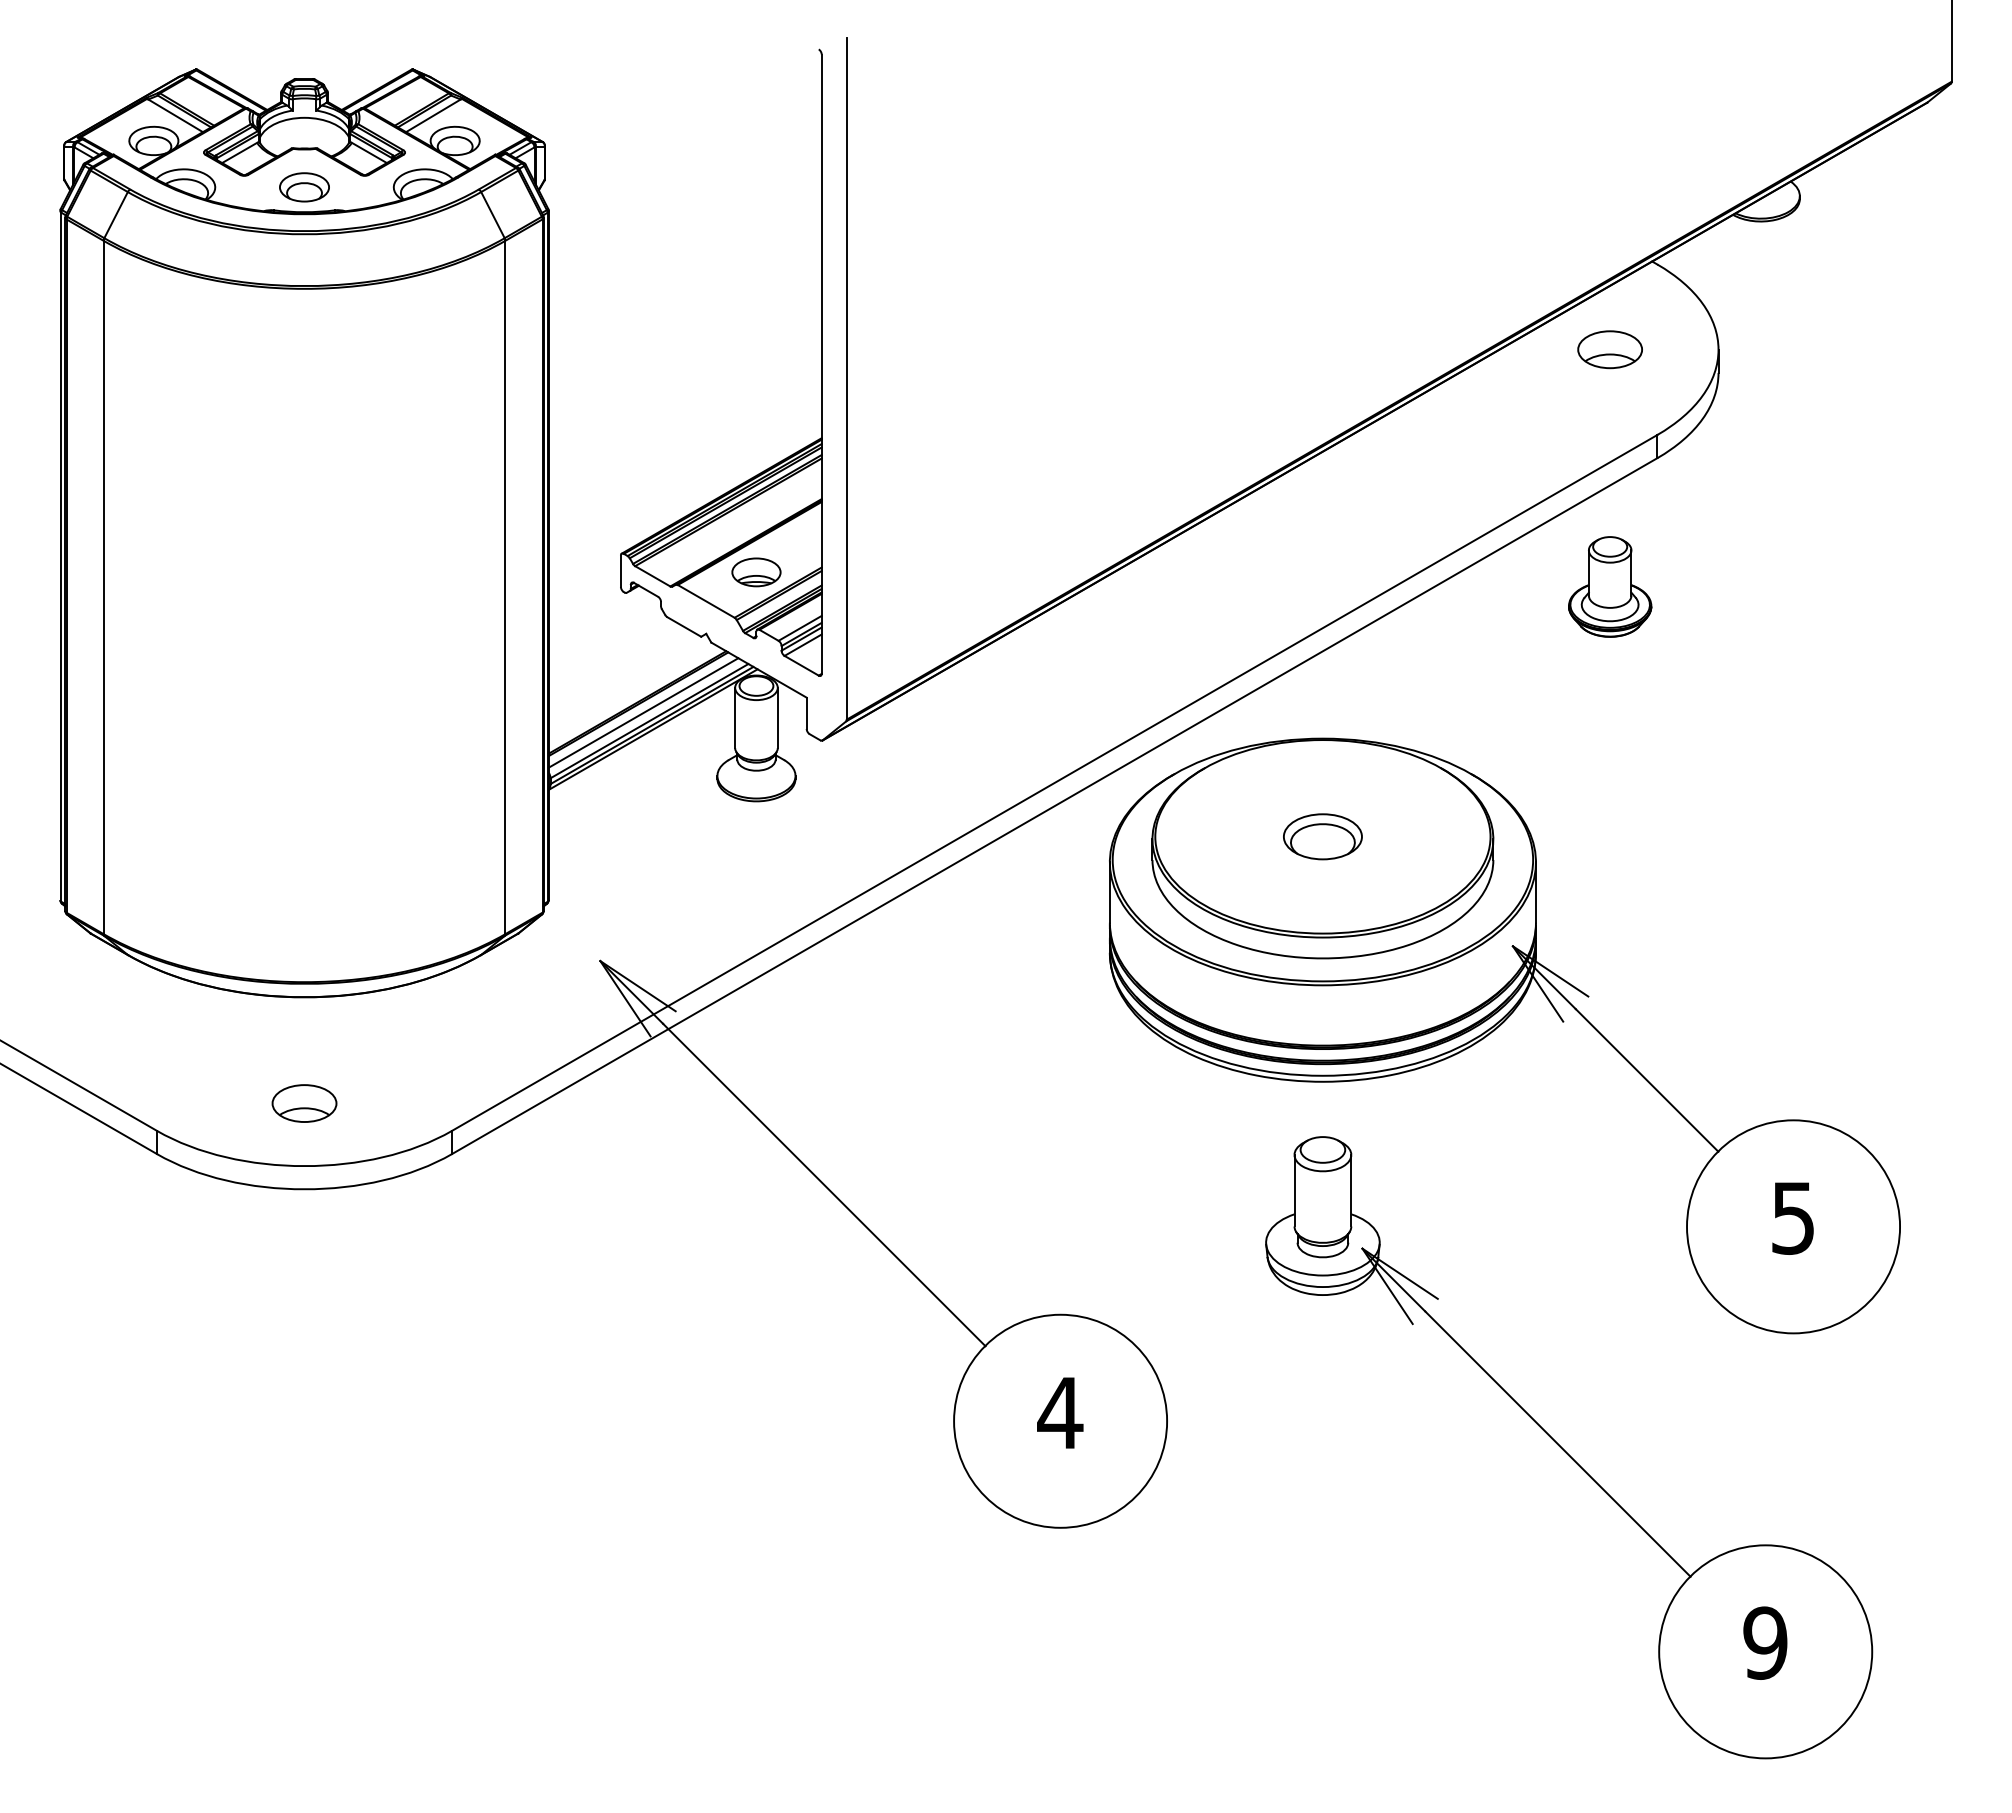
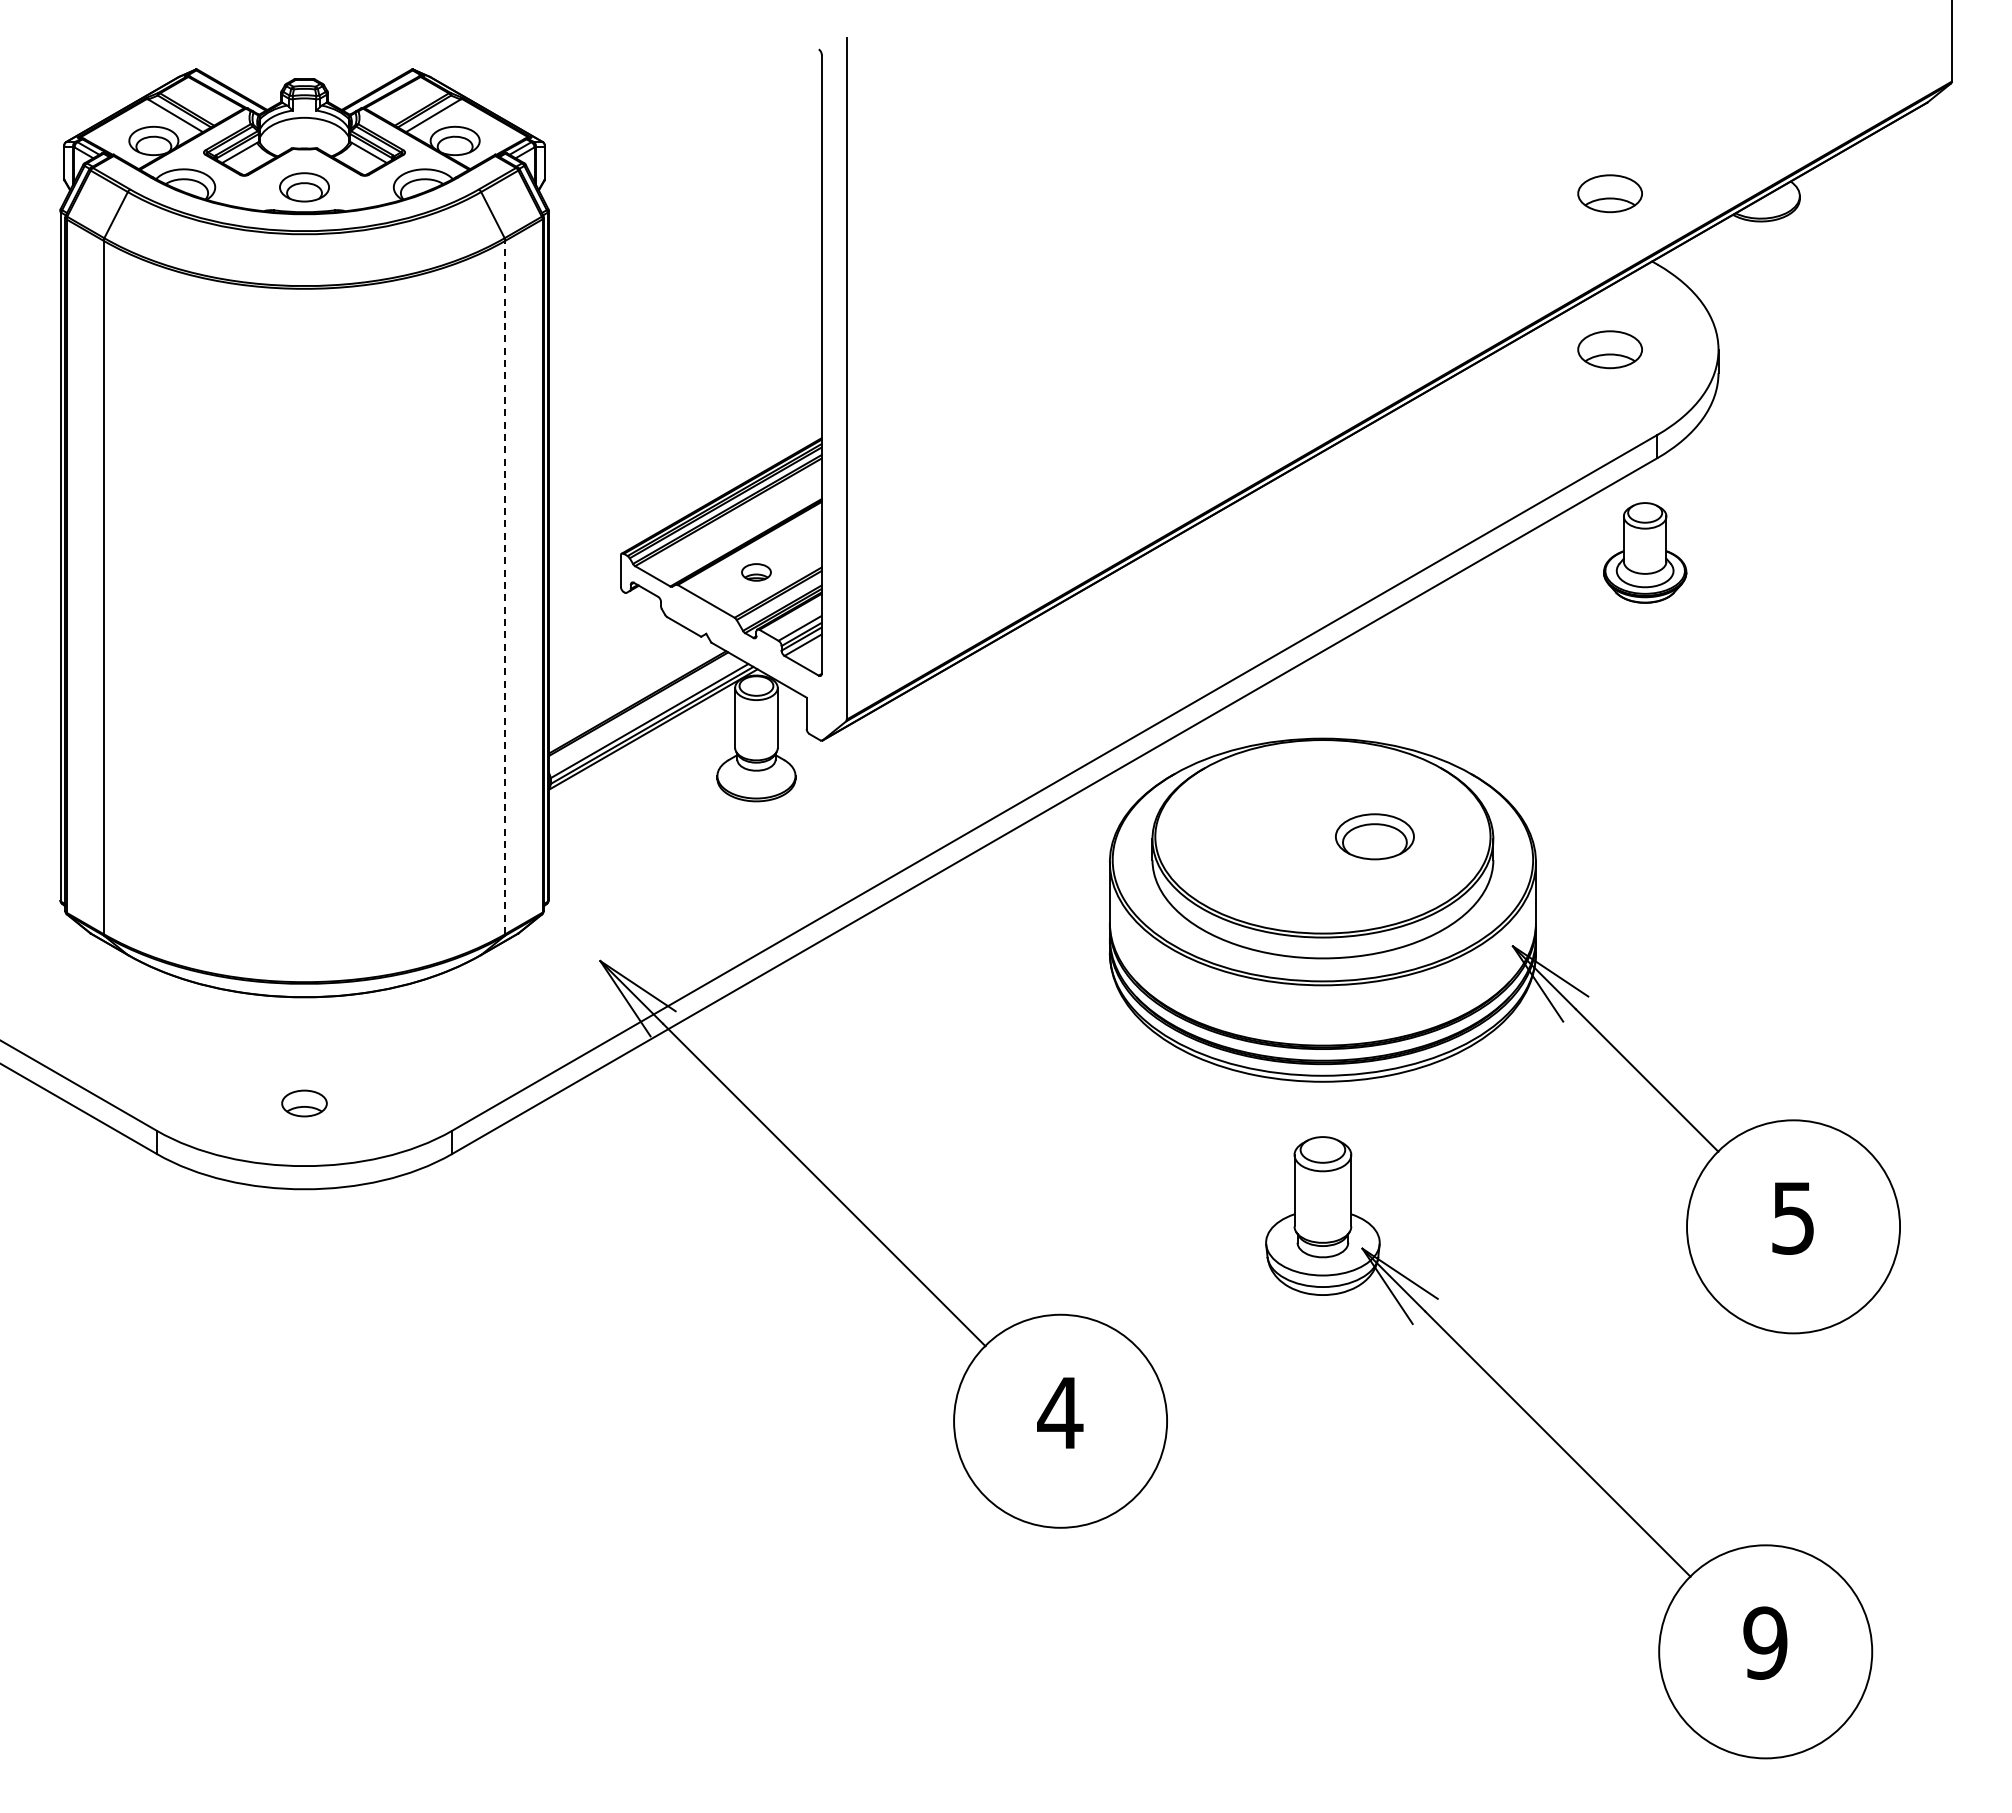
part: none -> present (1609, 193)
part size: 51x31 px -> 31x19 px (756, 572)
part position: (1610, 586) -> (1645, 552) (1645, 552)
line: solid -> dashed (505, 587)
line: present -> none (643, 712)
part position: (1322, 836) -> (1374, 836) (1374, 836)
part size: 67x39 px -> 47x29 px (304, 1103)
